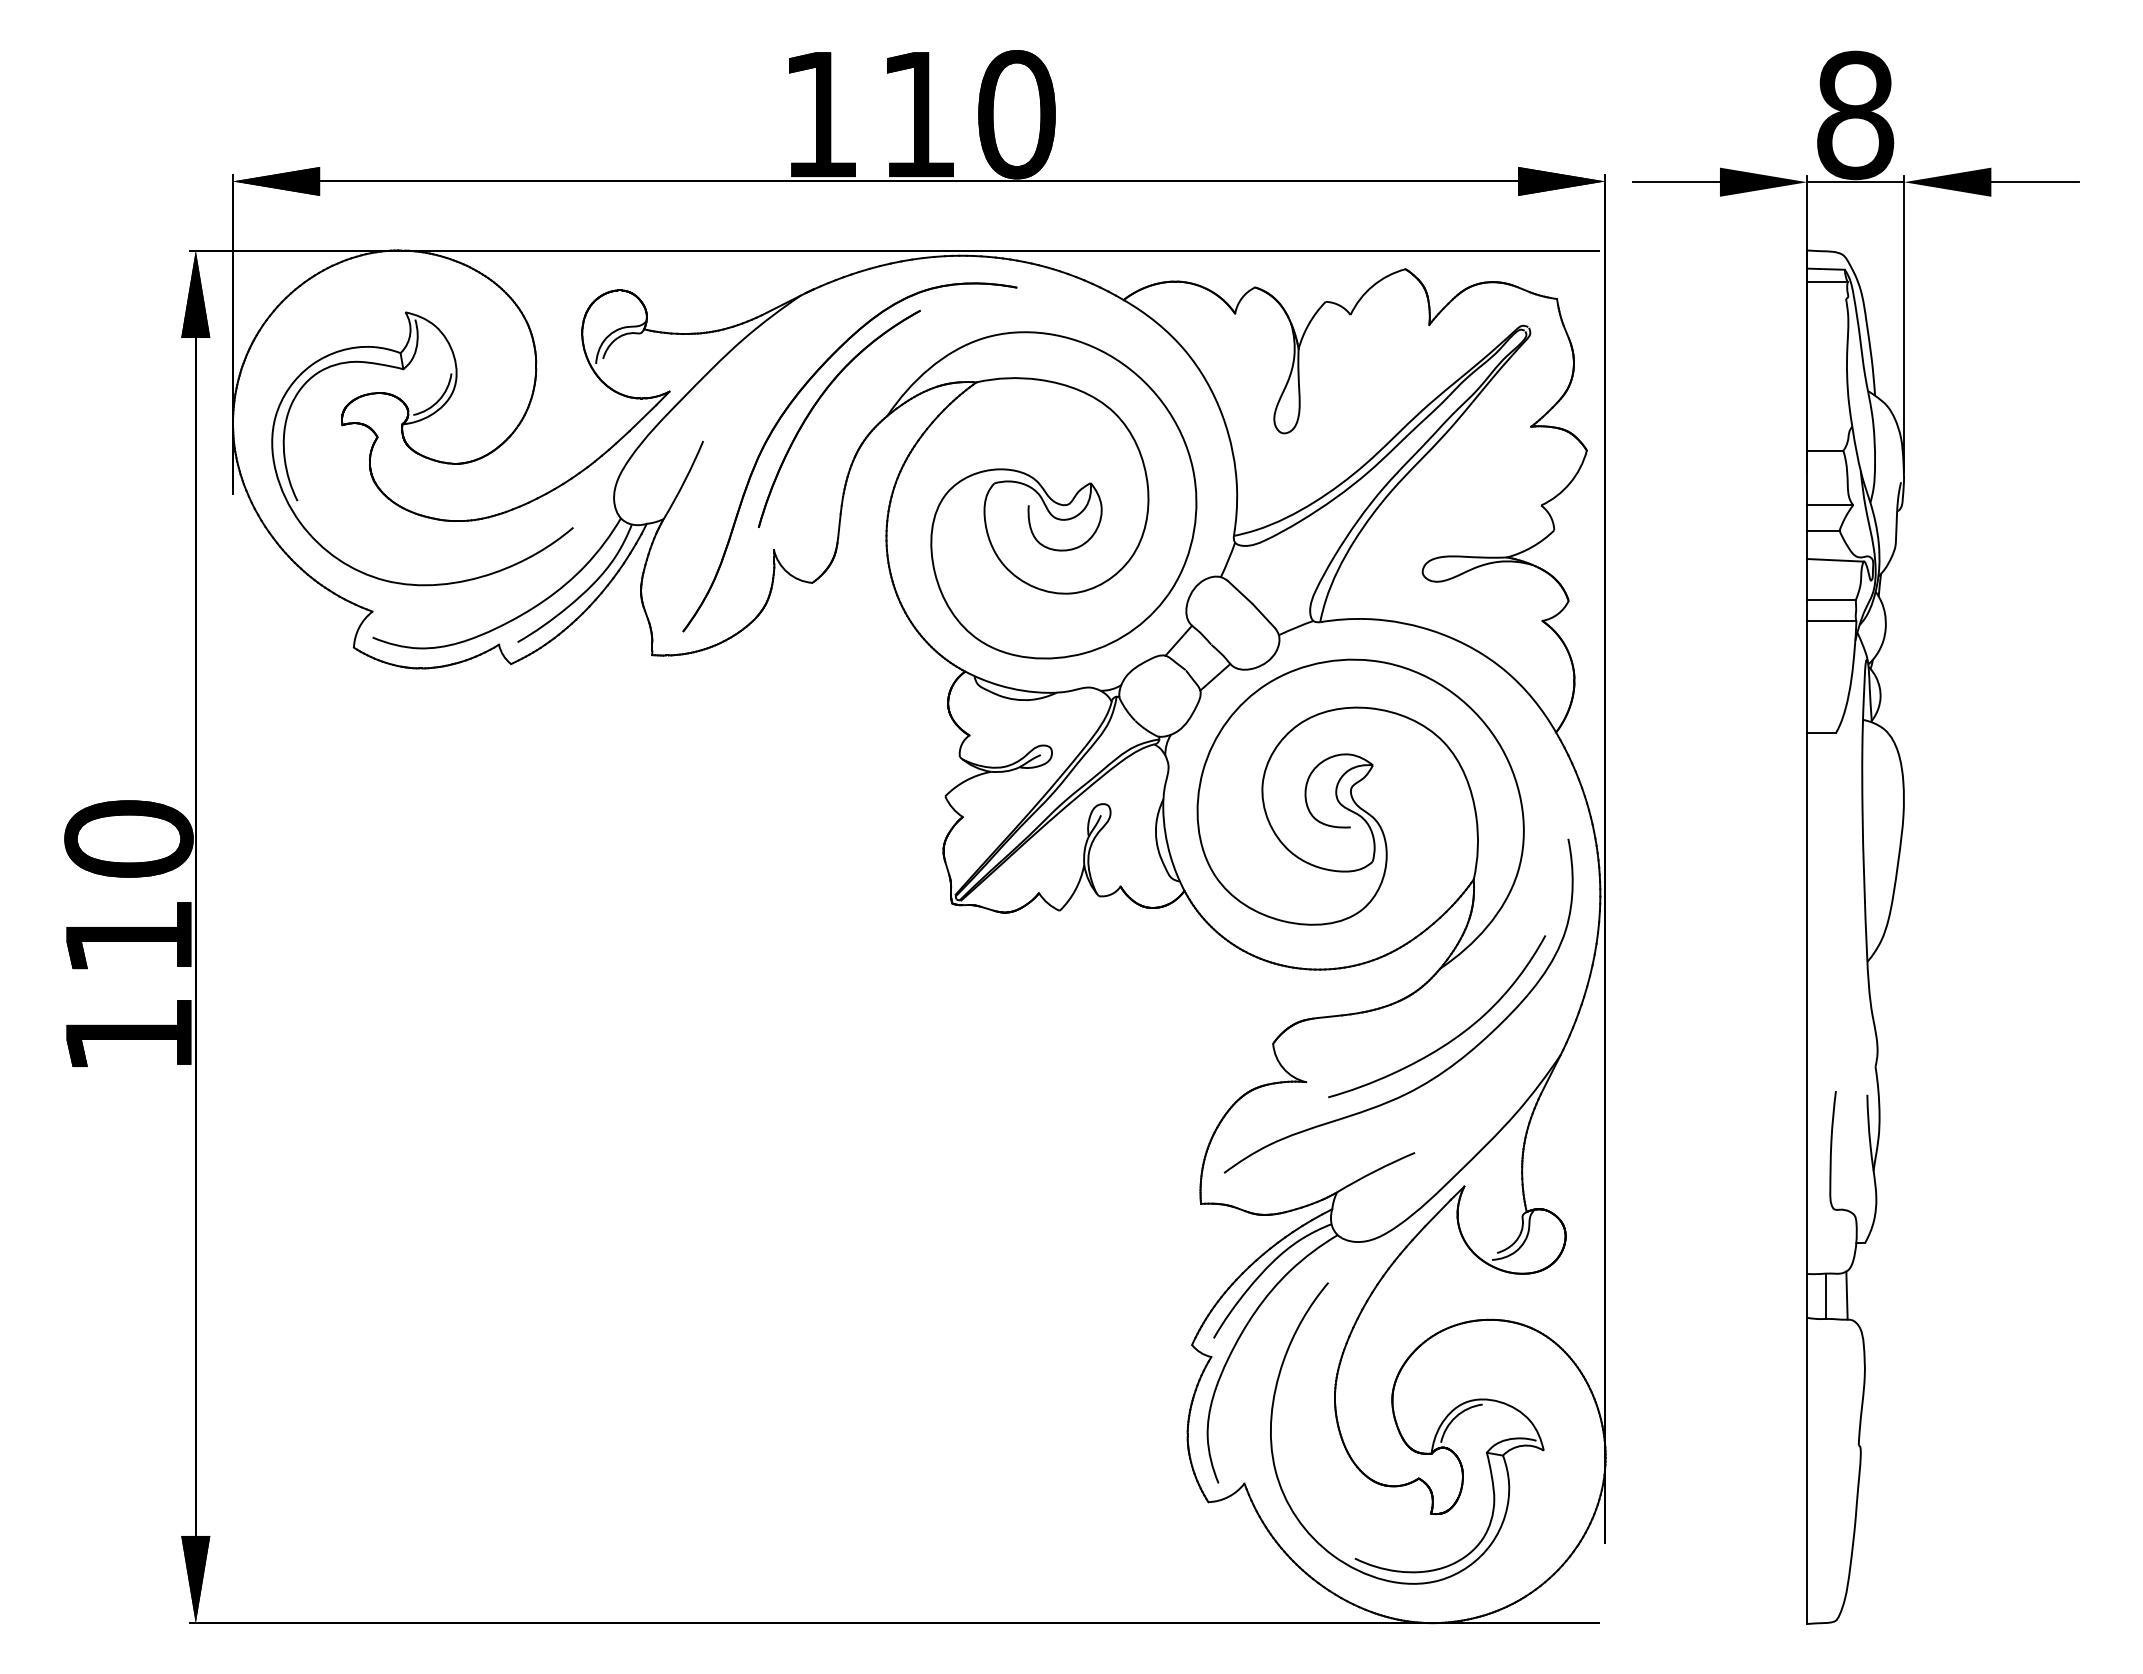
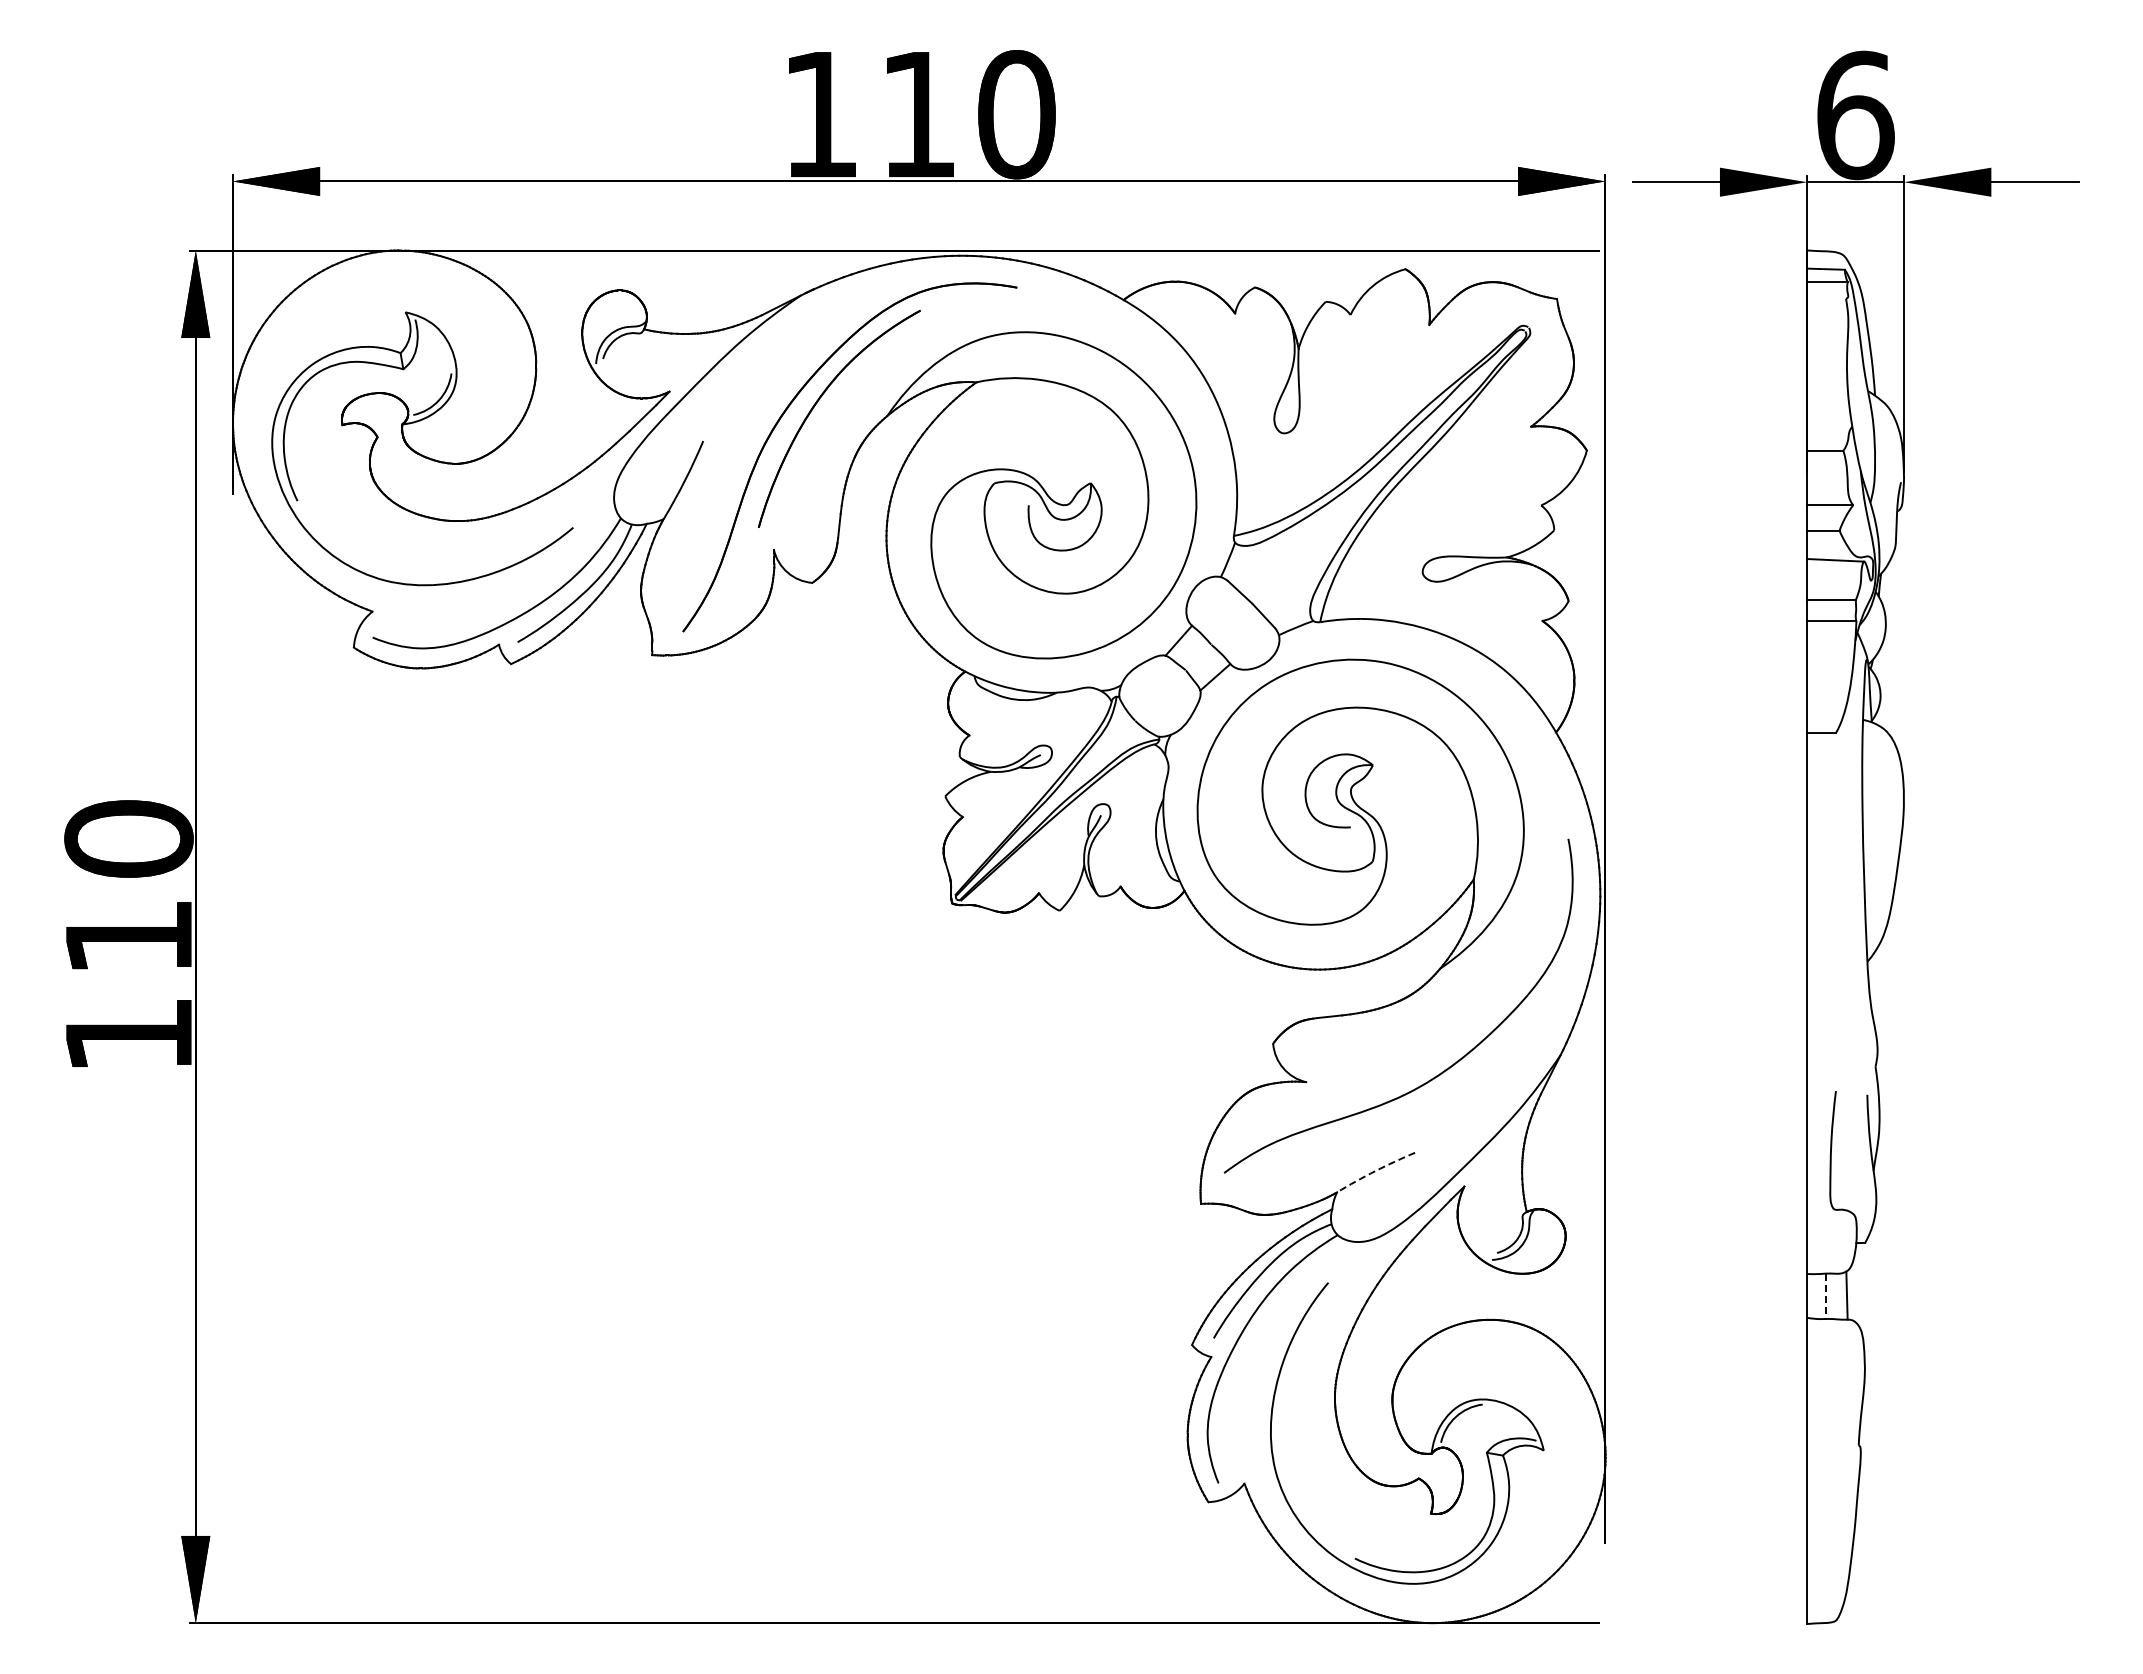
text: 8 -> 6 (1855, 115)
curve: present -> none (1451, 1039)
arc: solid -> dashed (1375, 1171)
line: solid -> dashed (1825, 1296)
